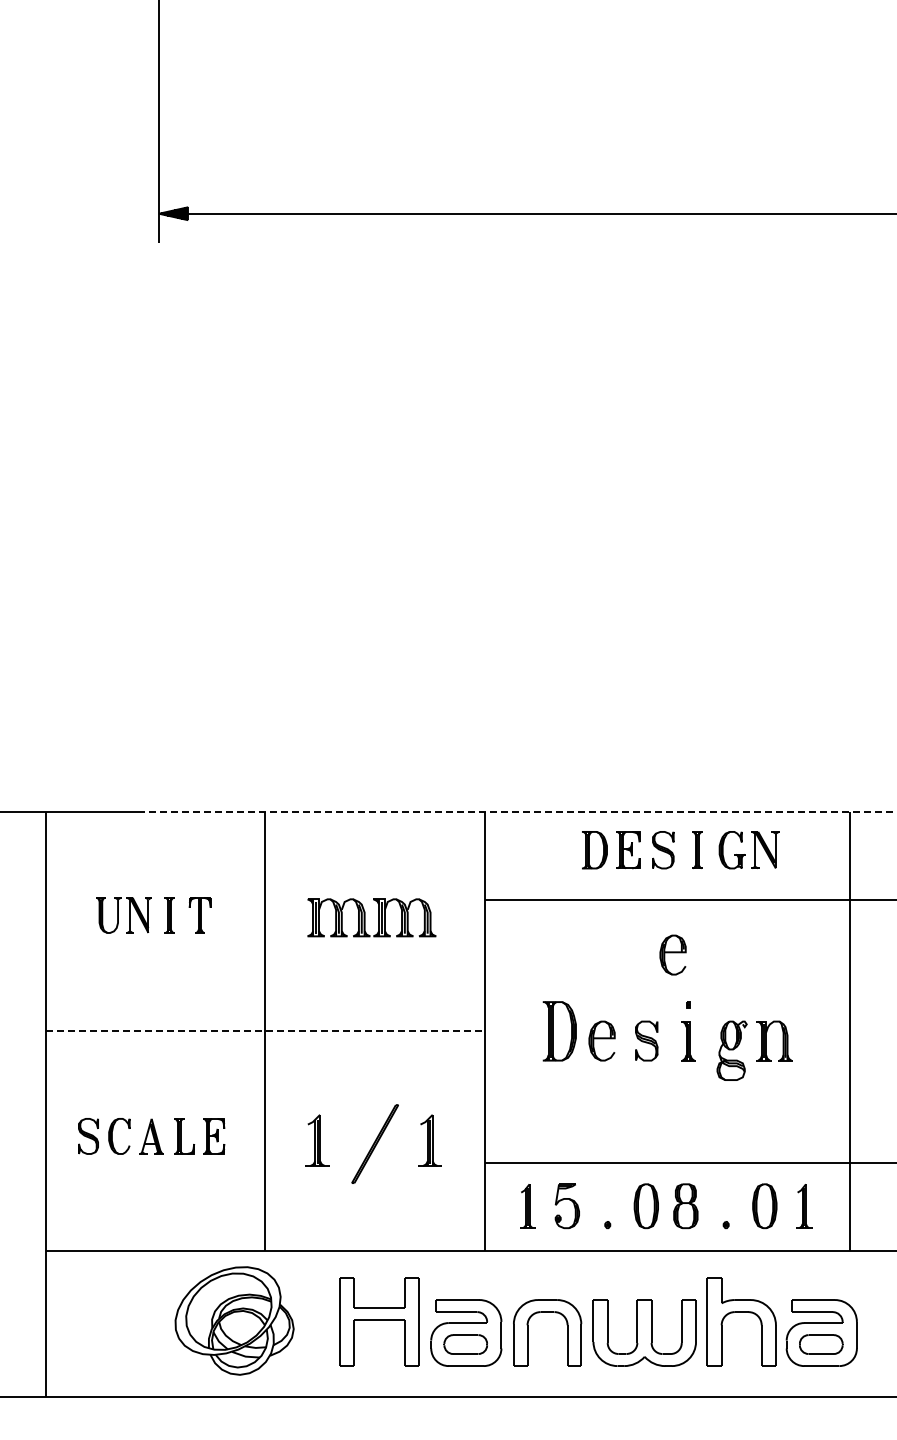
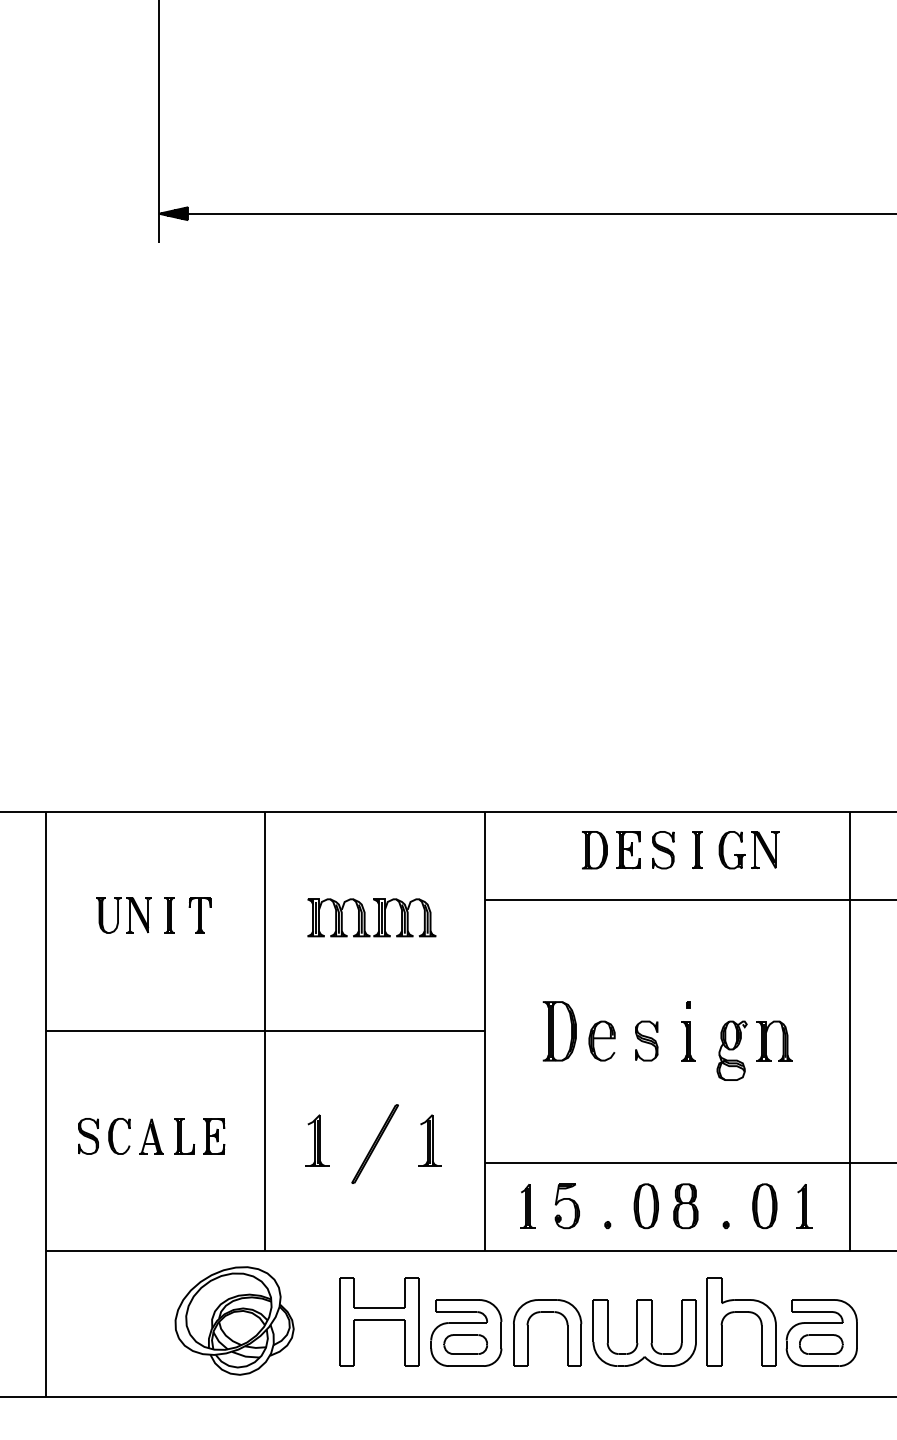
line: dashed -> solid (517, 811)
part: present -> none (672, 954)
line: dashed -> solid (265, 1031)
